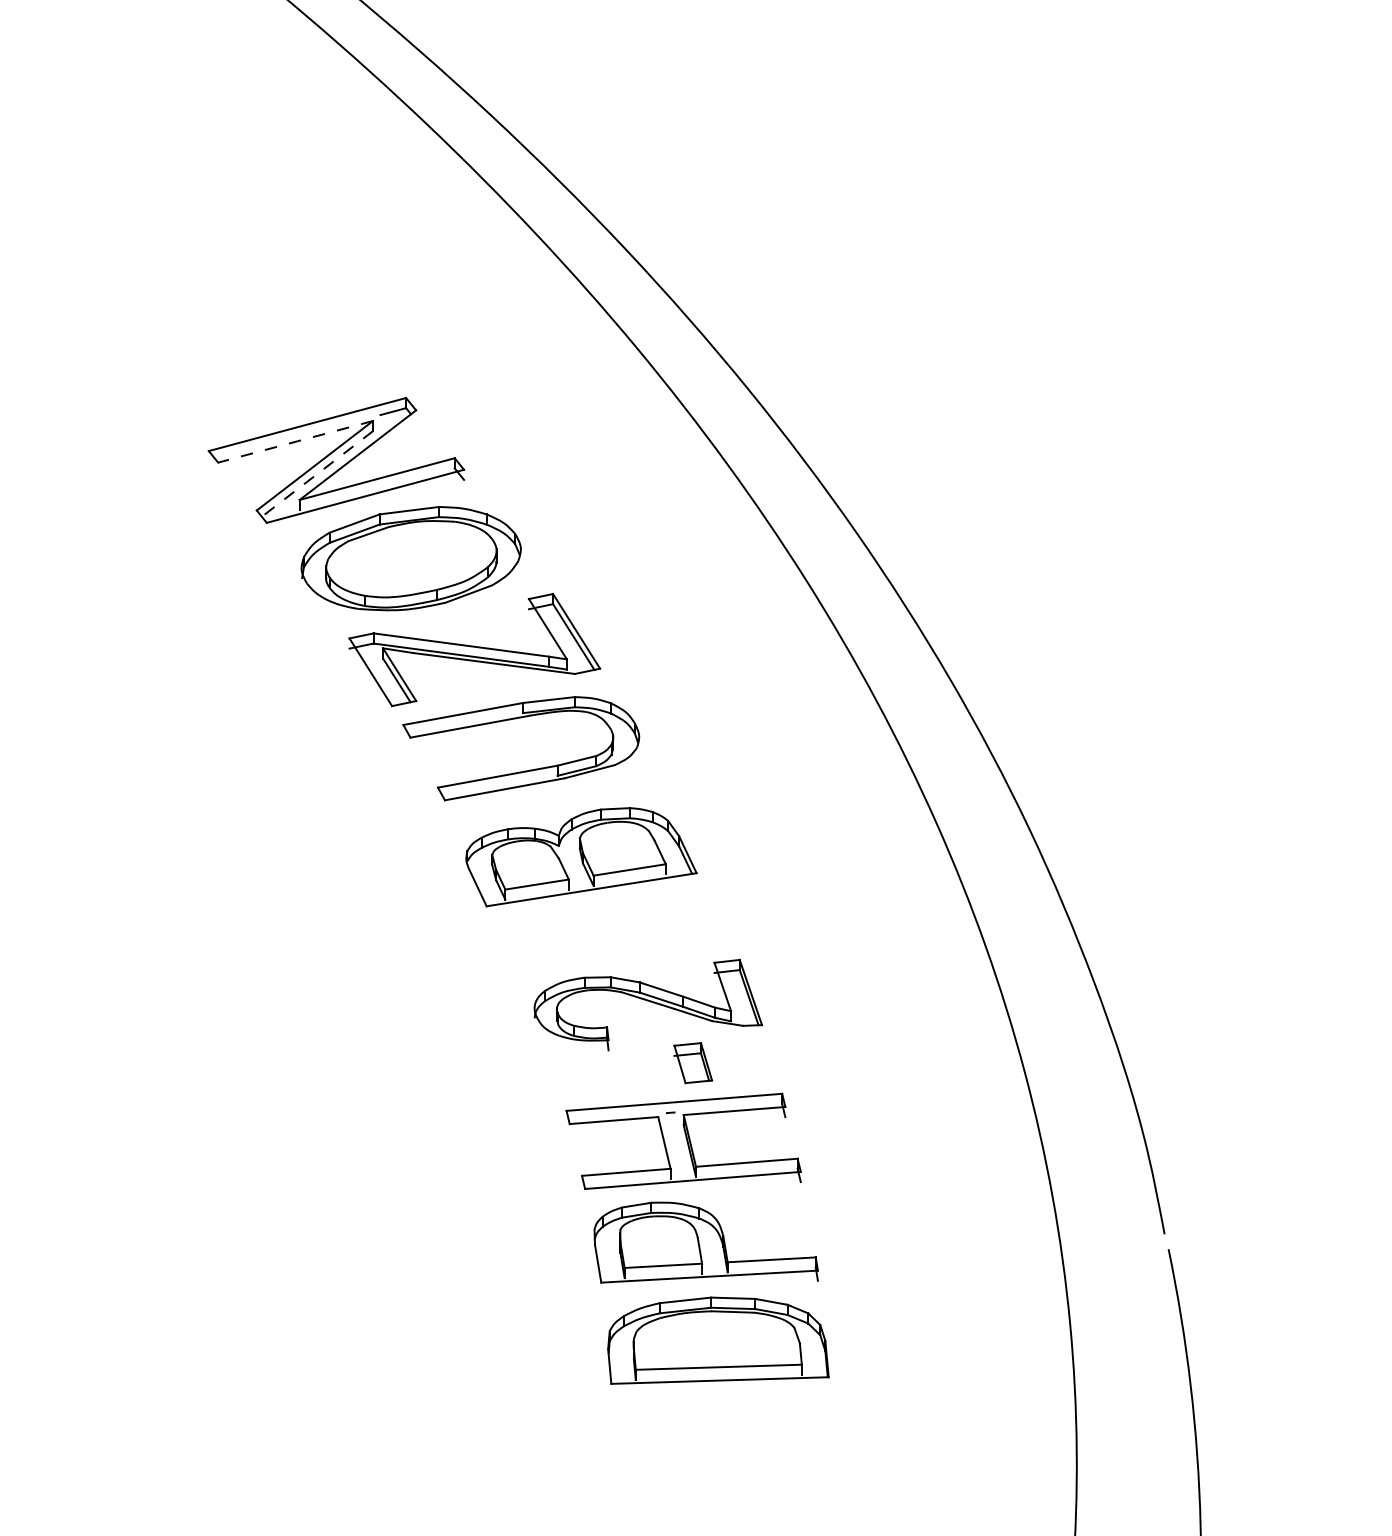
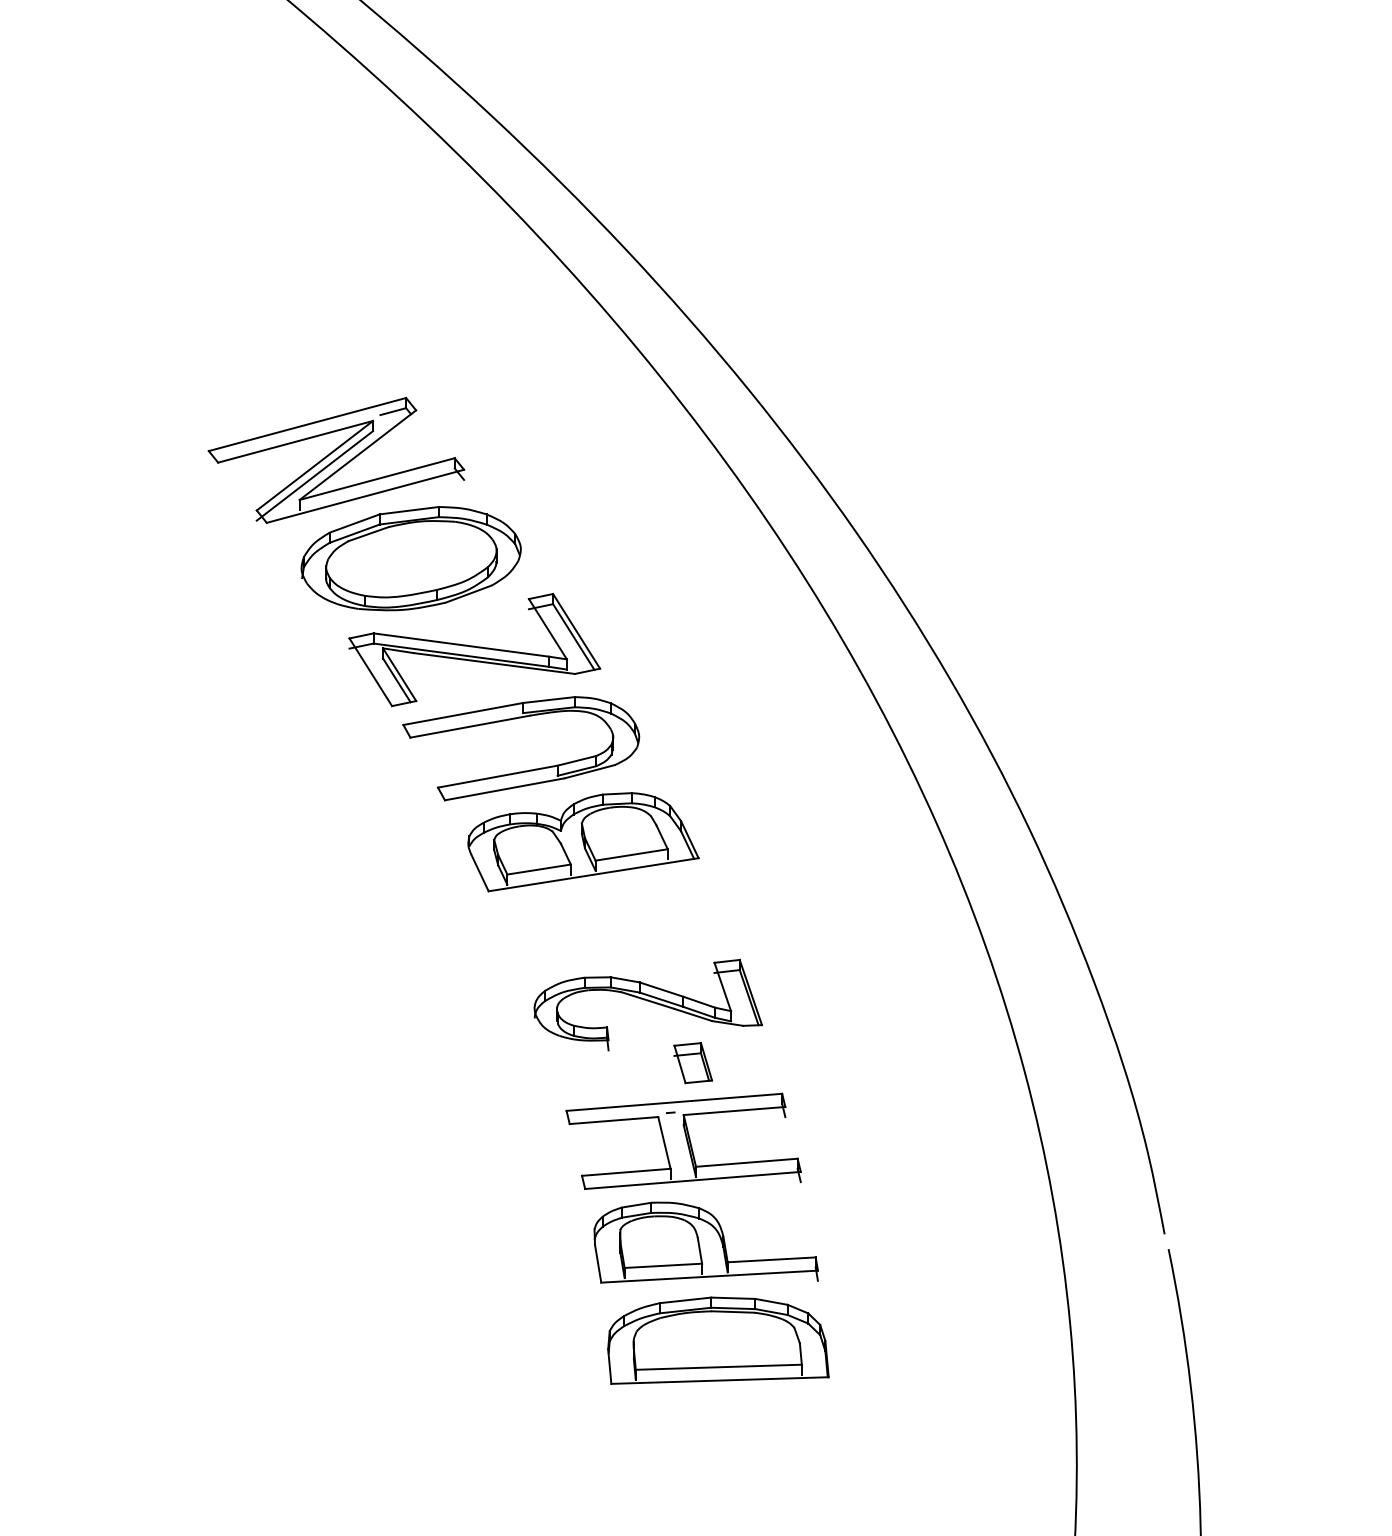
line: dashed -> solid (295, 441)
line: dashed -> solid (314, 476)
part position: (581, 857) -> (583, 842) (583, 842)
